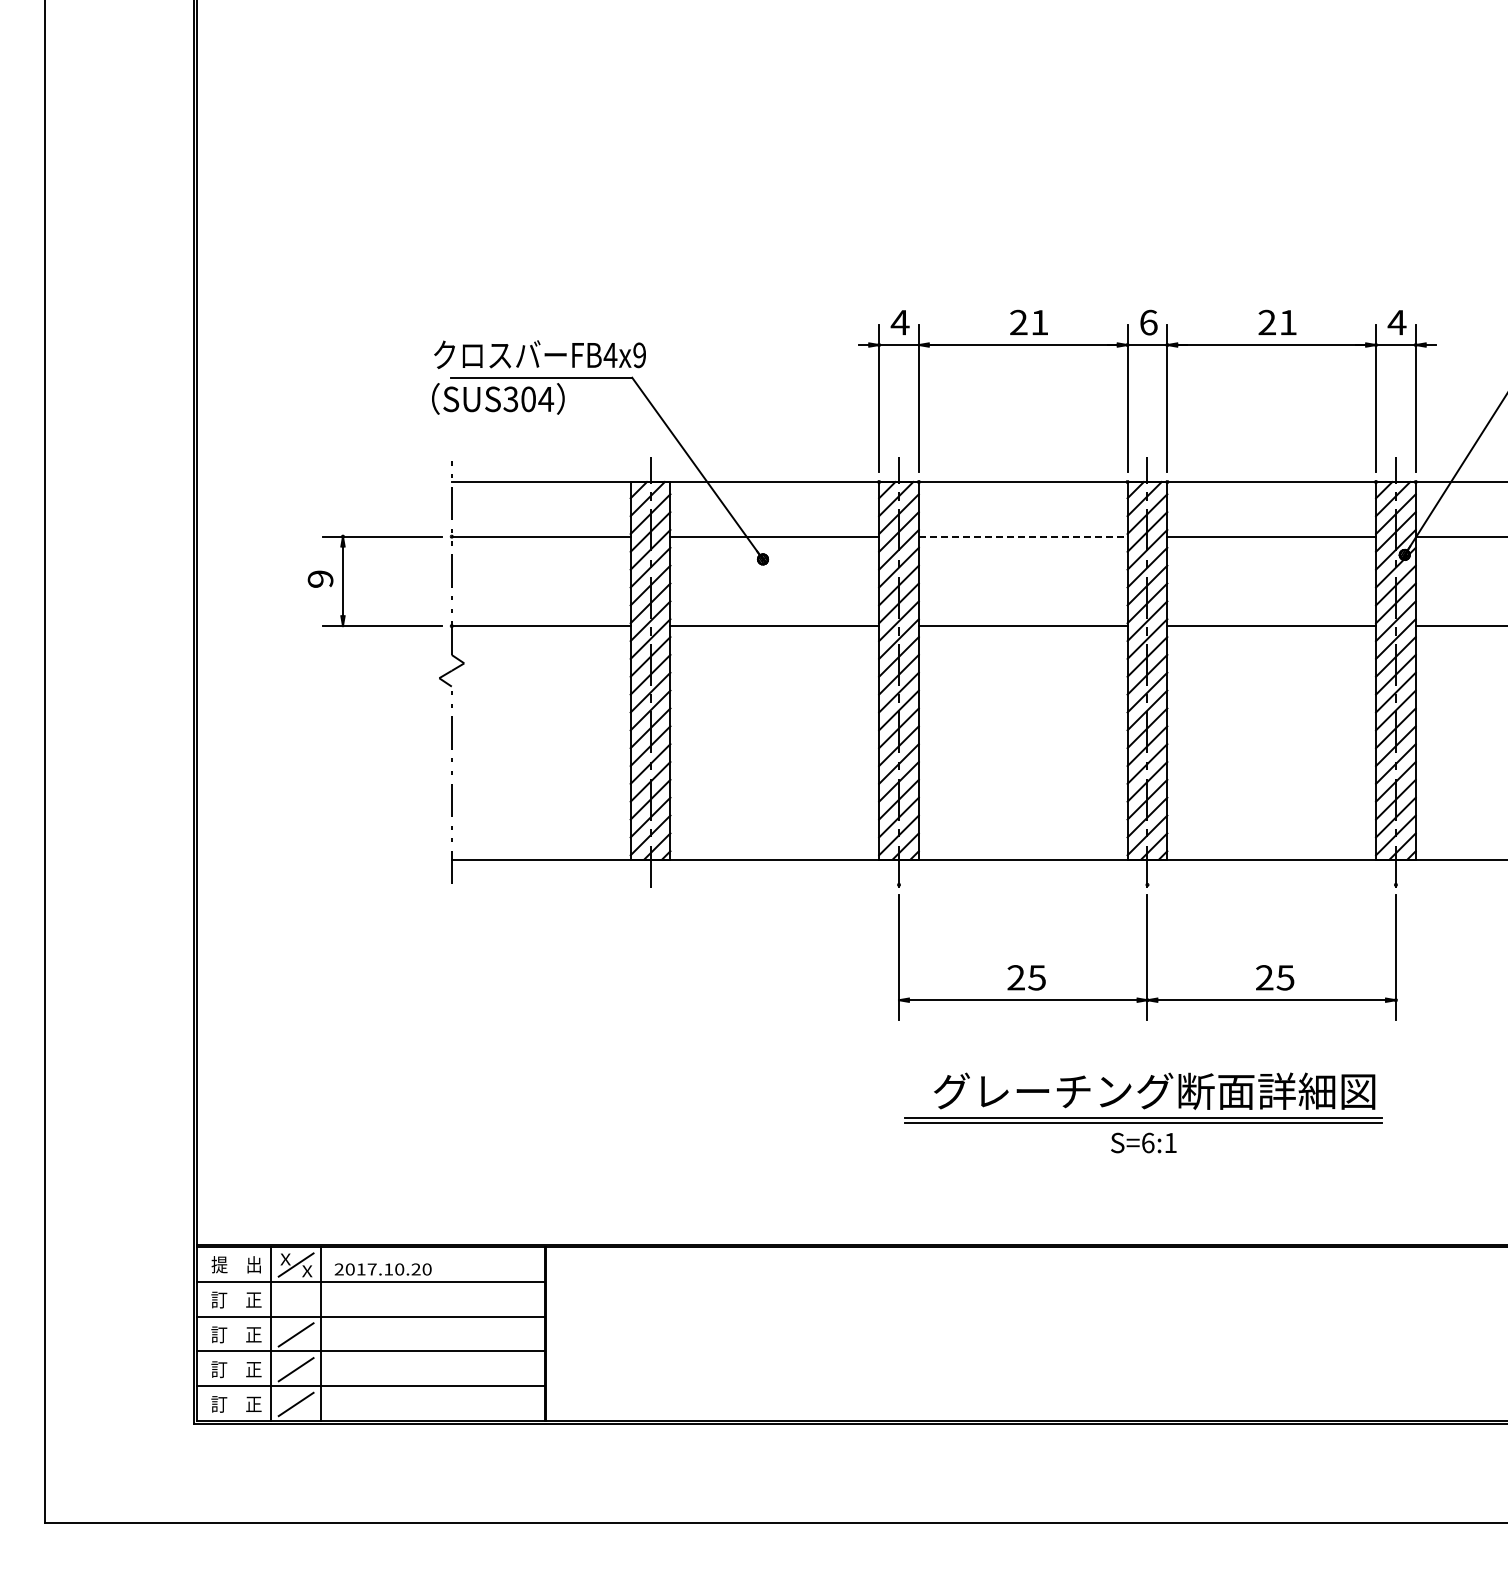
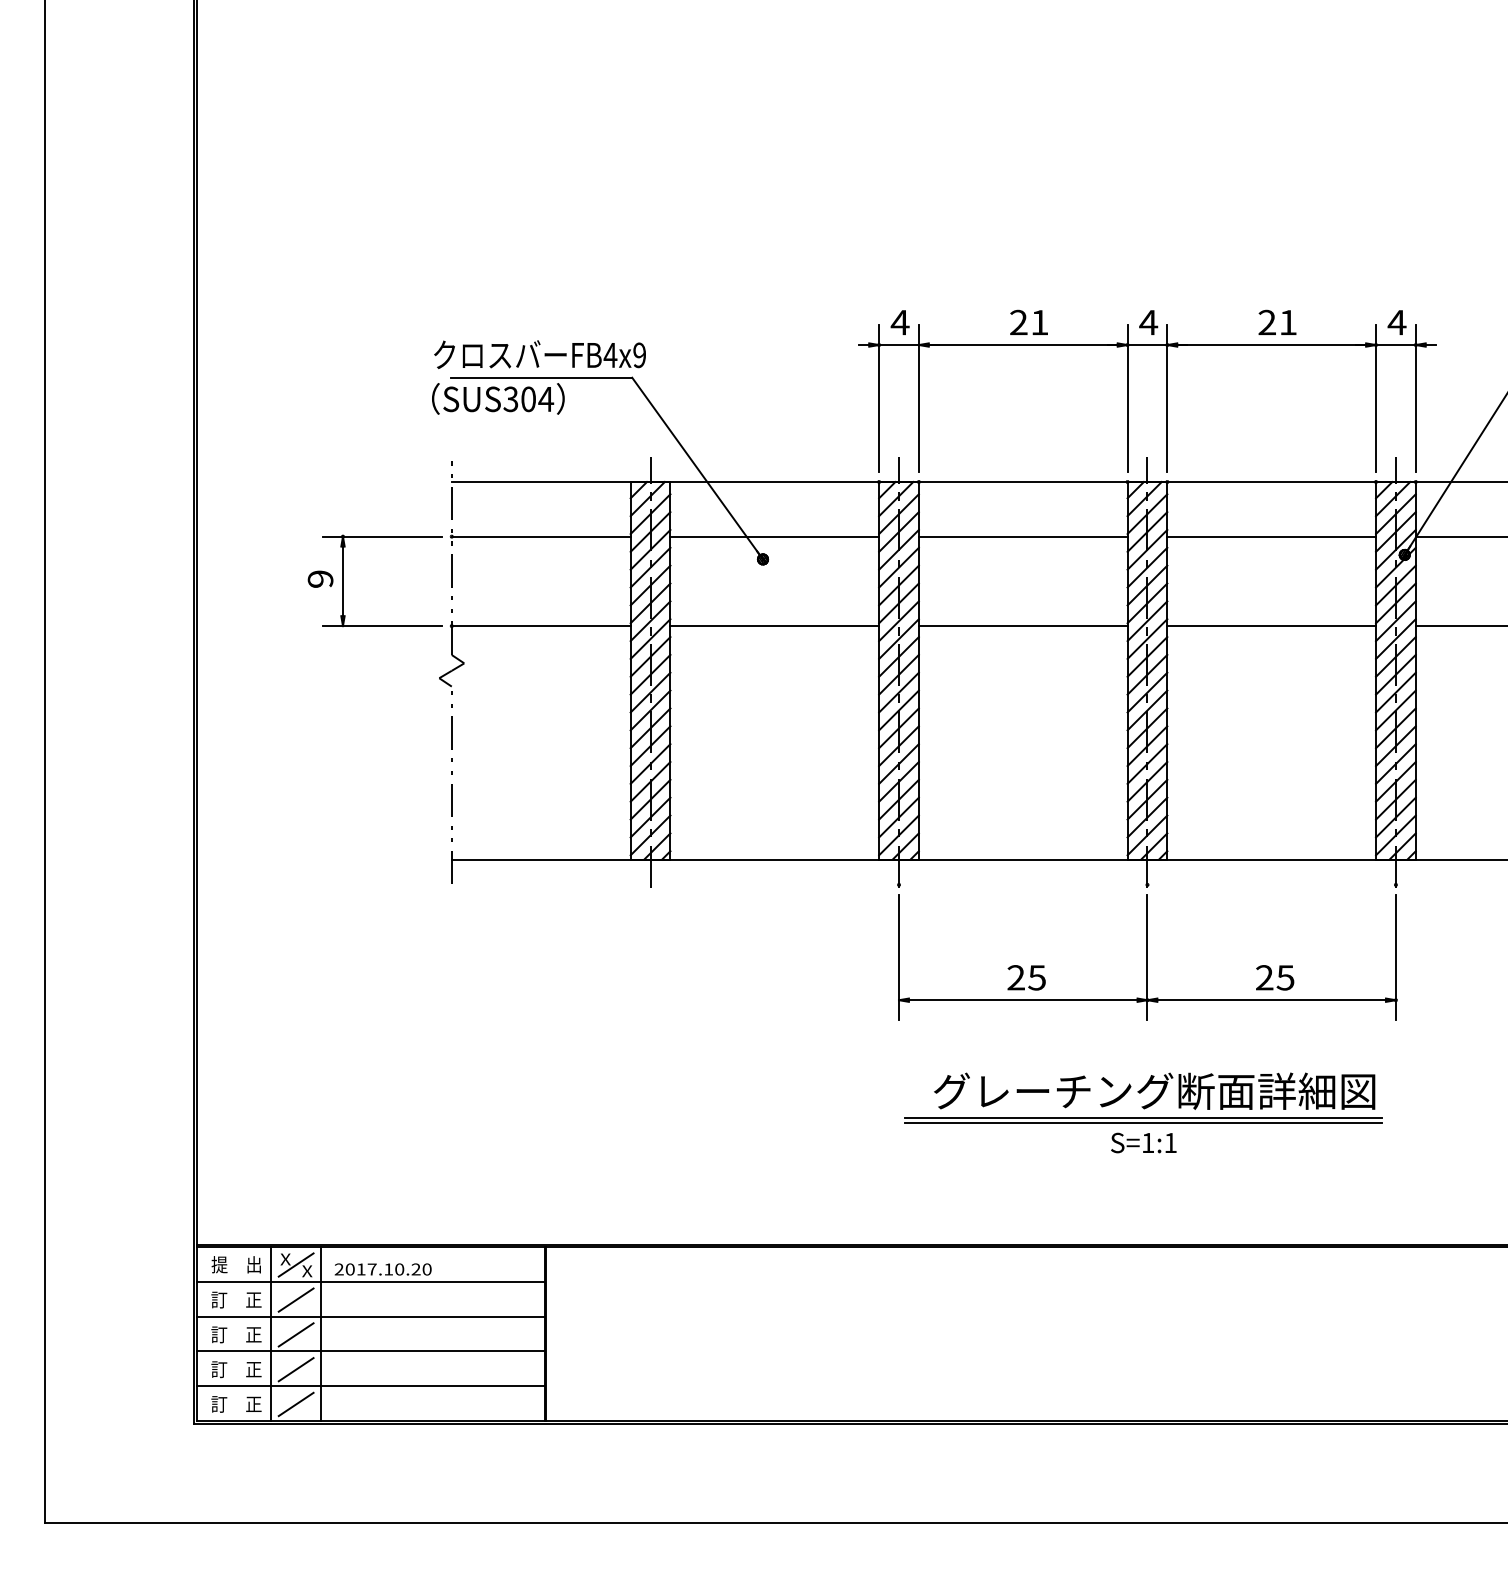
text: 6 -> 4 (1148, 322)
line: dashed -> solid (1023, 536)
text: S=6:1 -> S=1:1 (1148, 1142)
line: none -> present (295, 1299)
